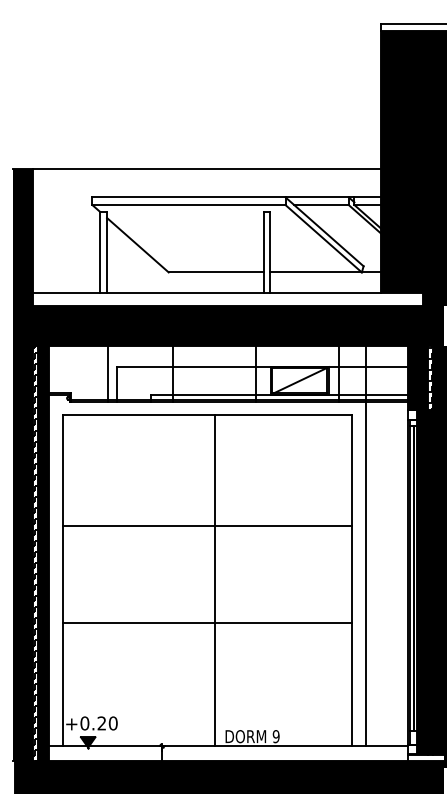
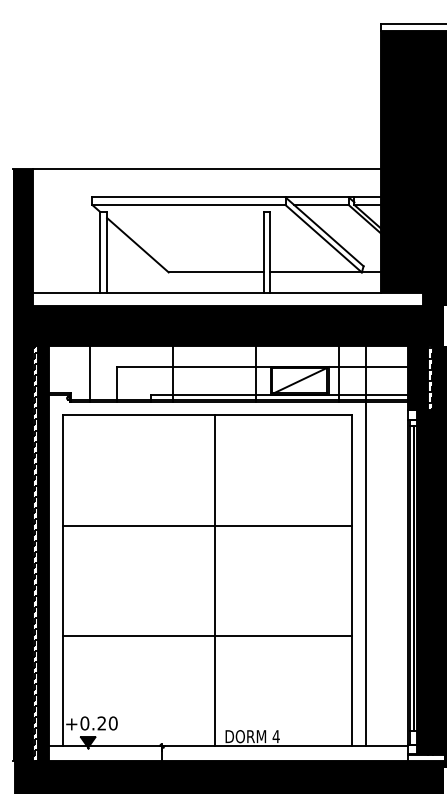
line position: (108, 373) -> (90, 373) (90, 373)
line position: (207, 622) -> (207, 635) (207, 635)
text: 9 -> 4 (275, 736)
